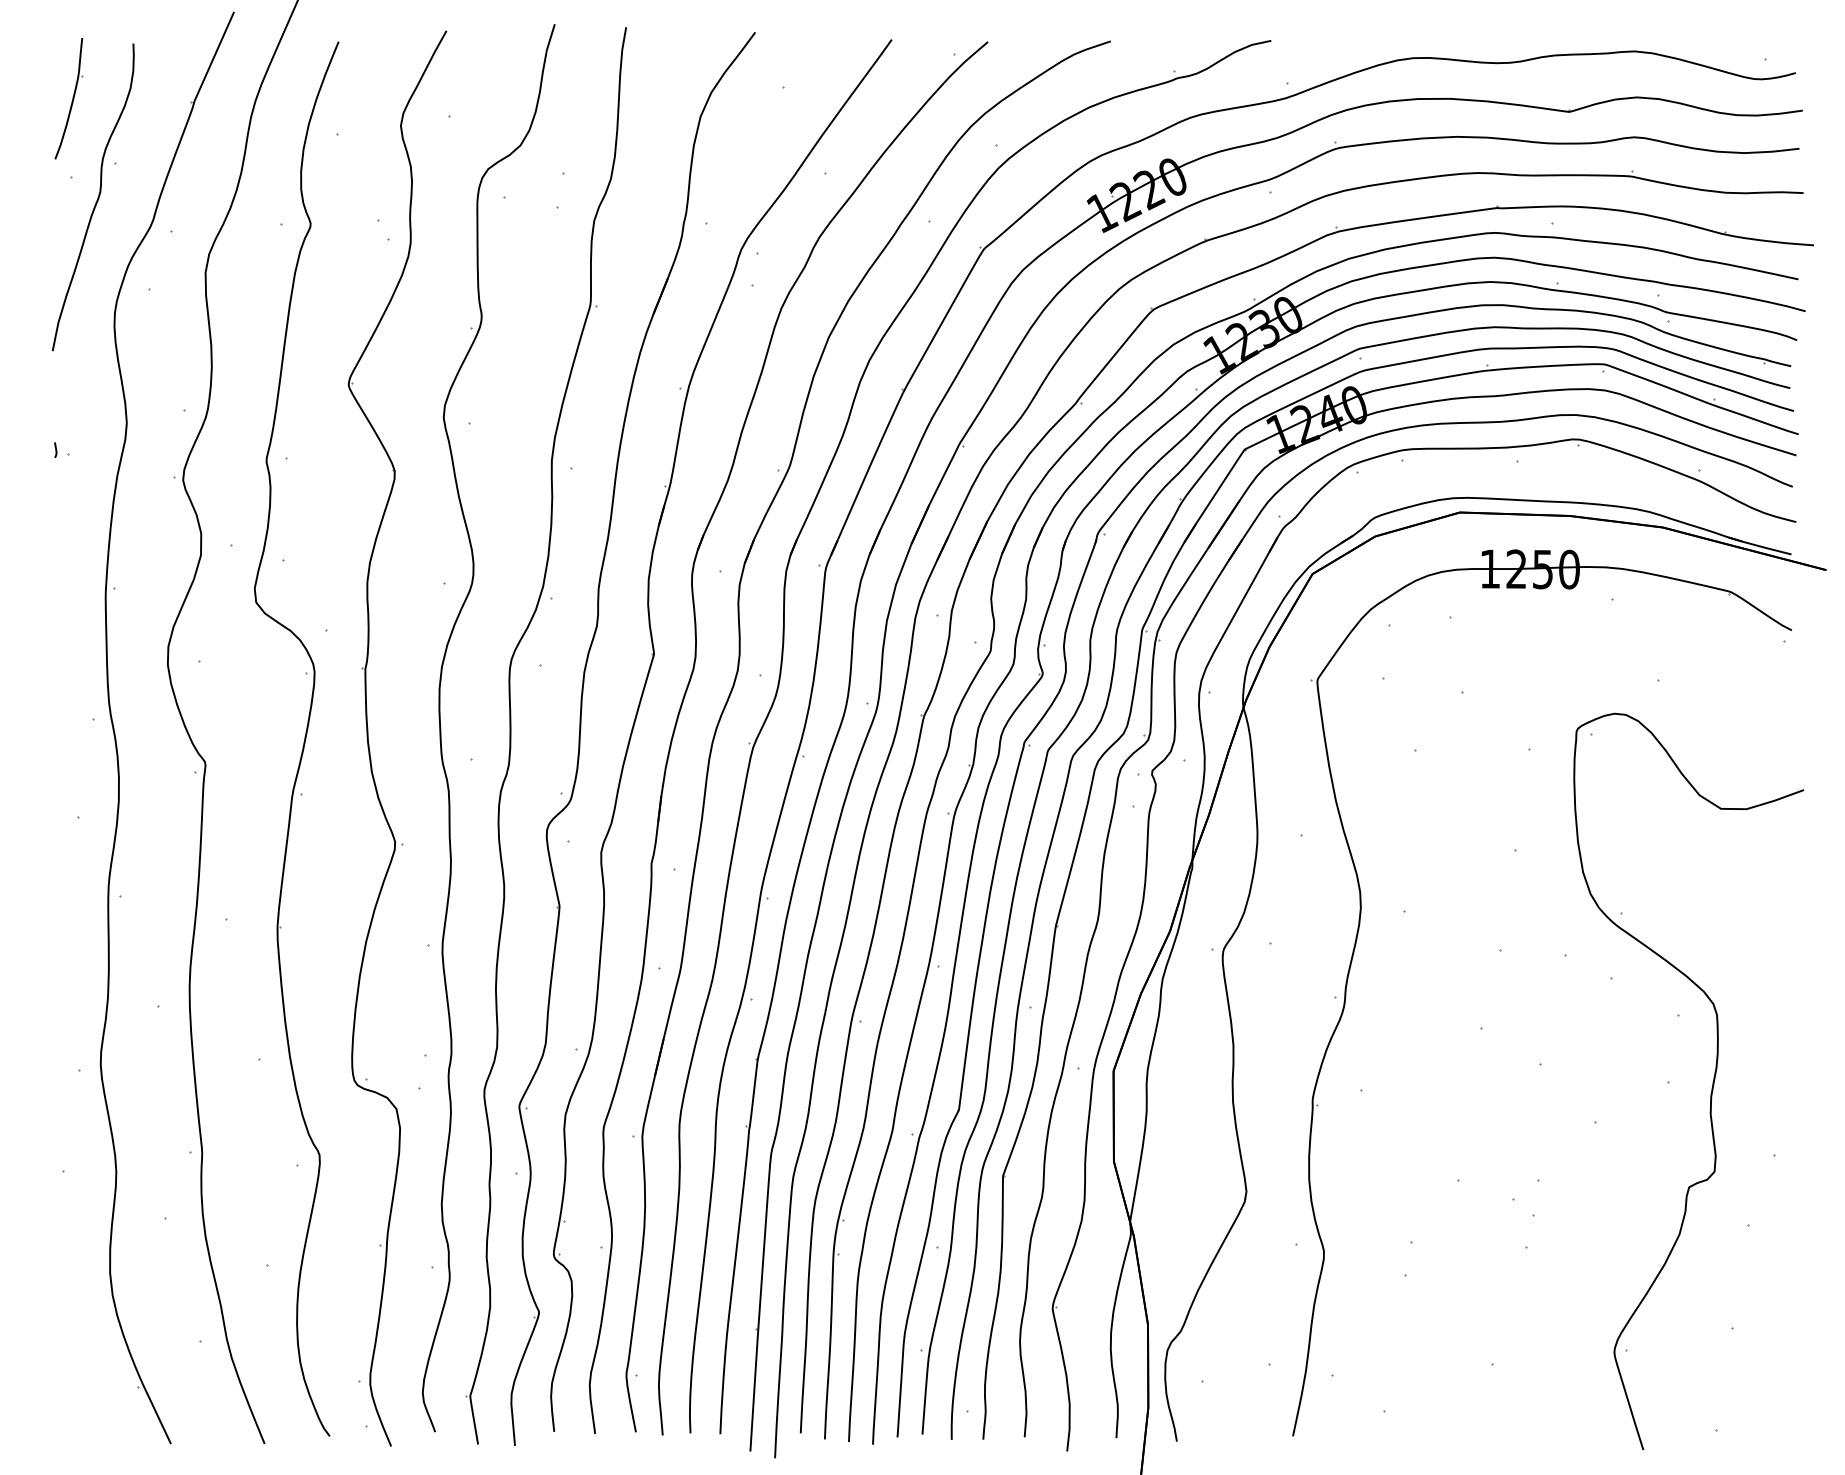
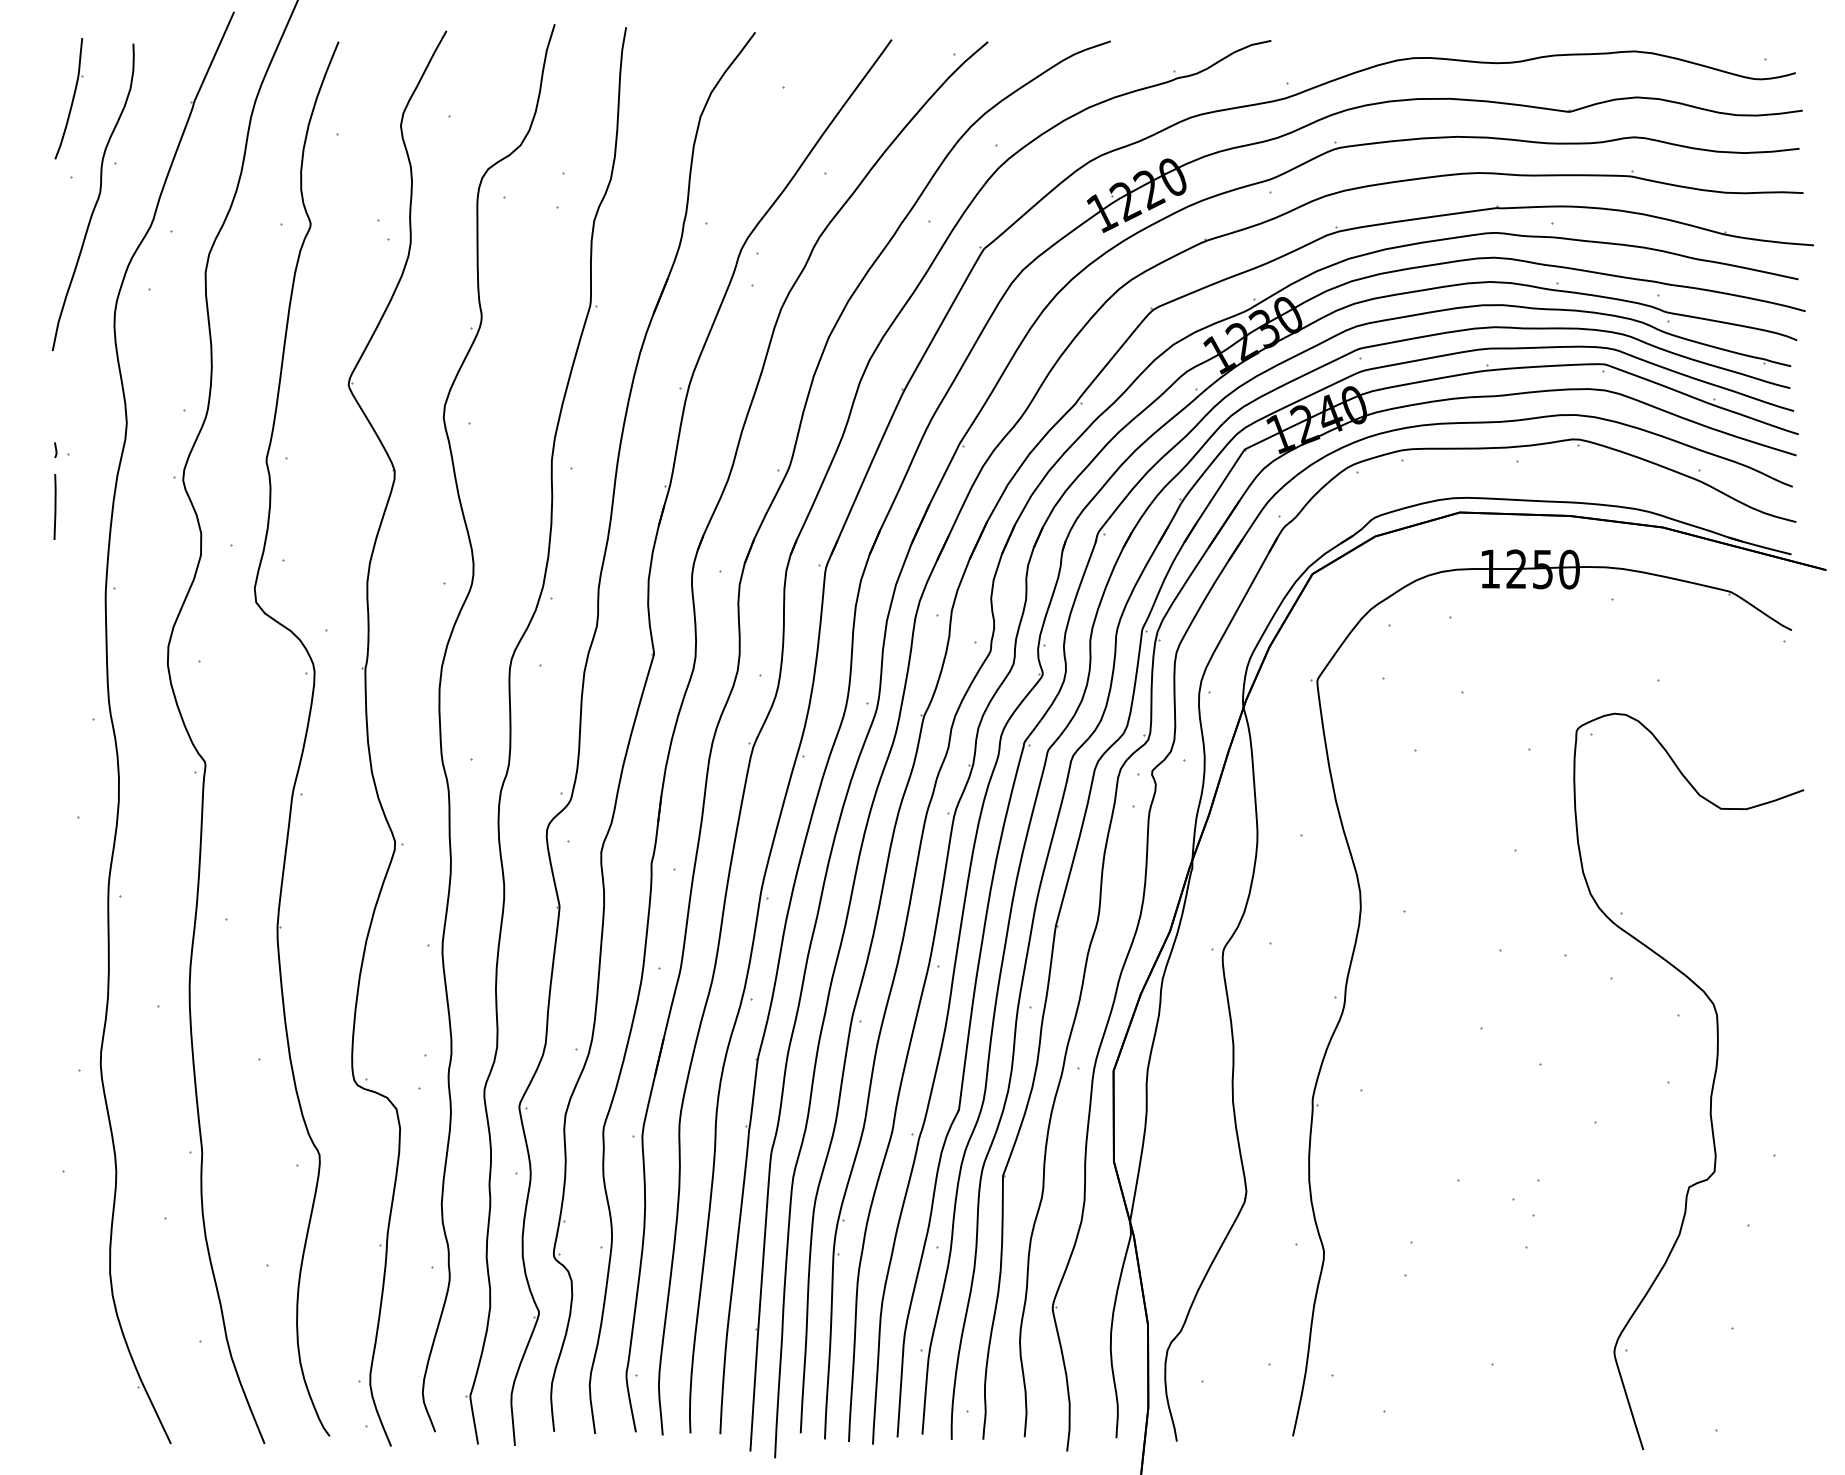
line: none -> present (54, 506)
